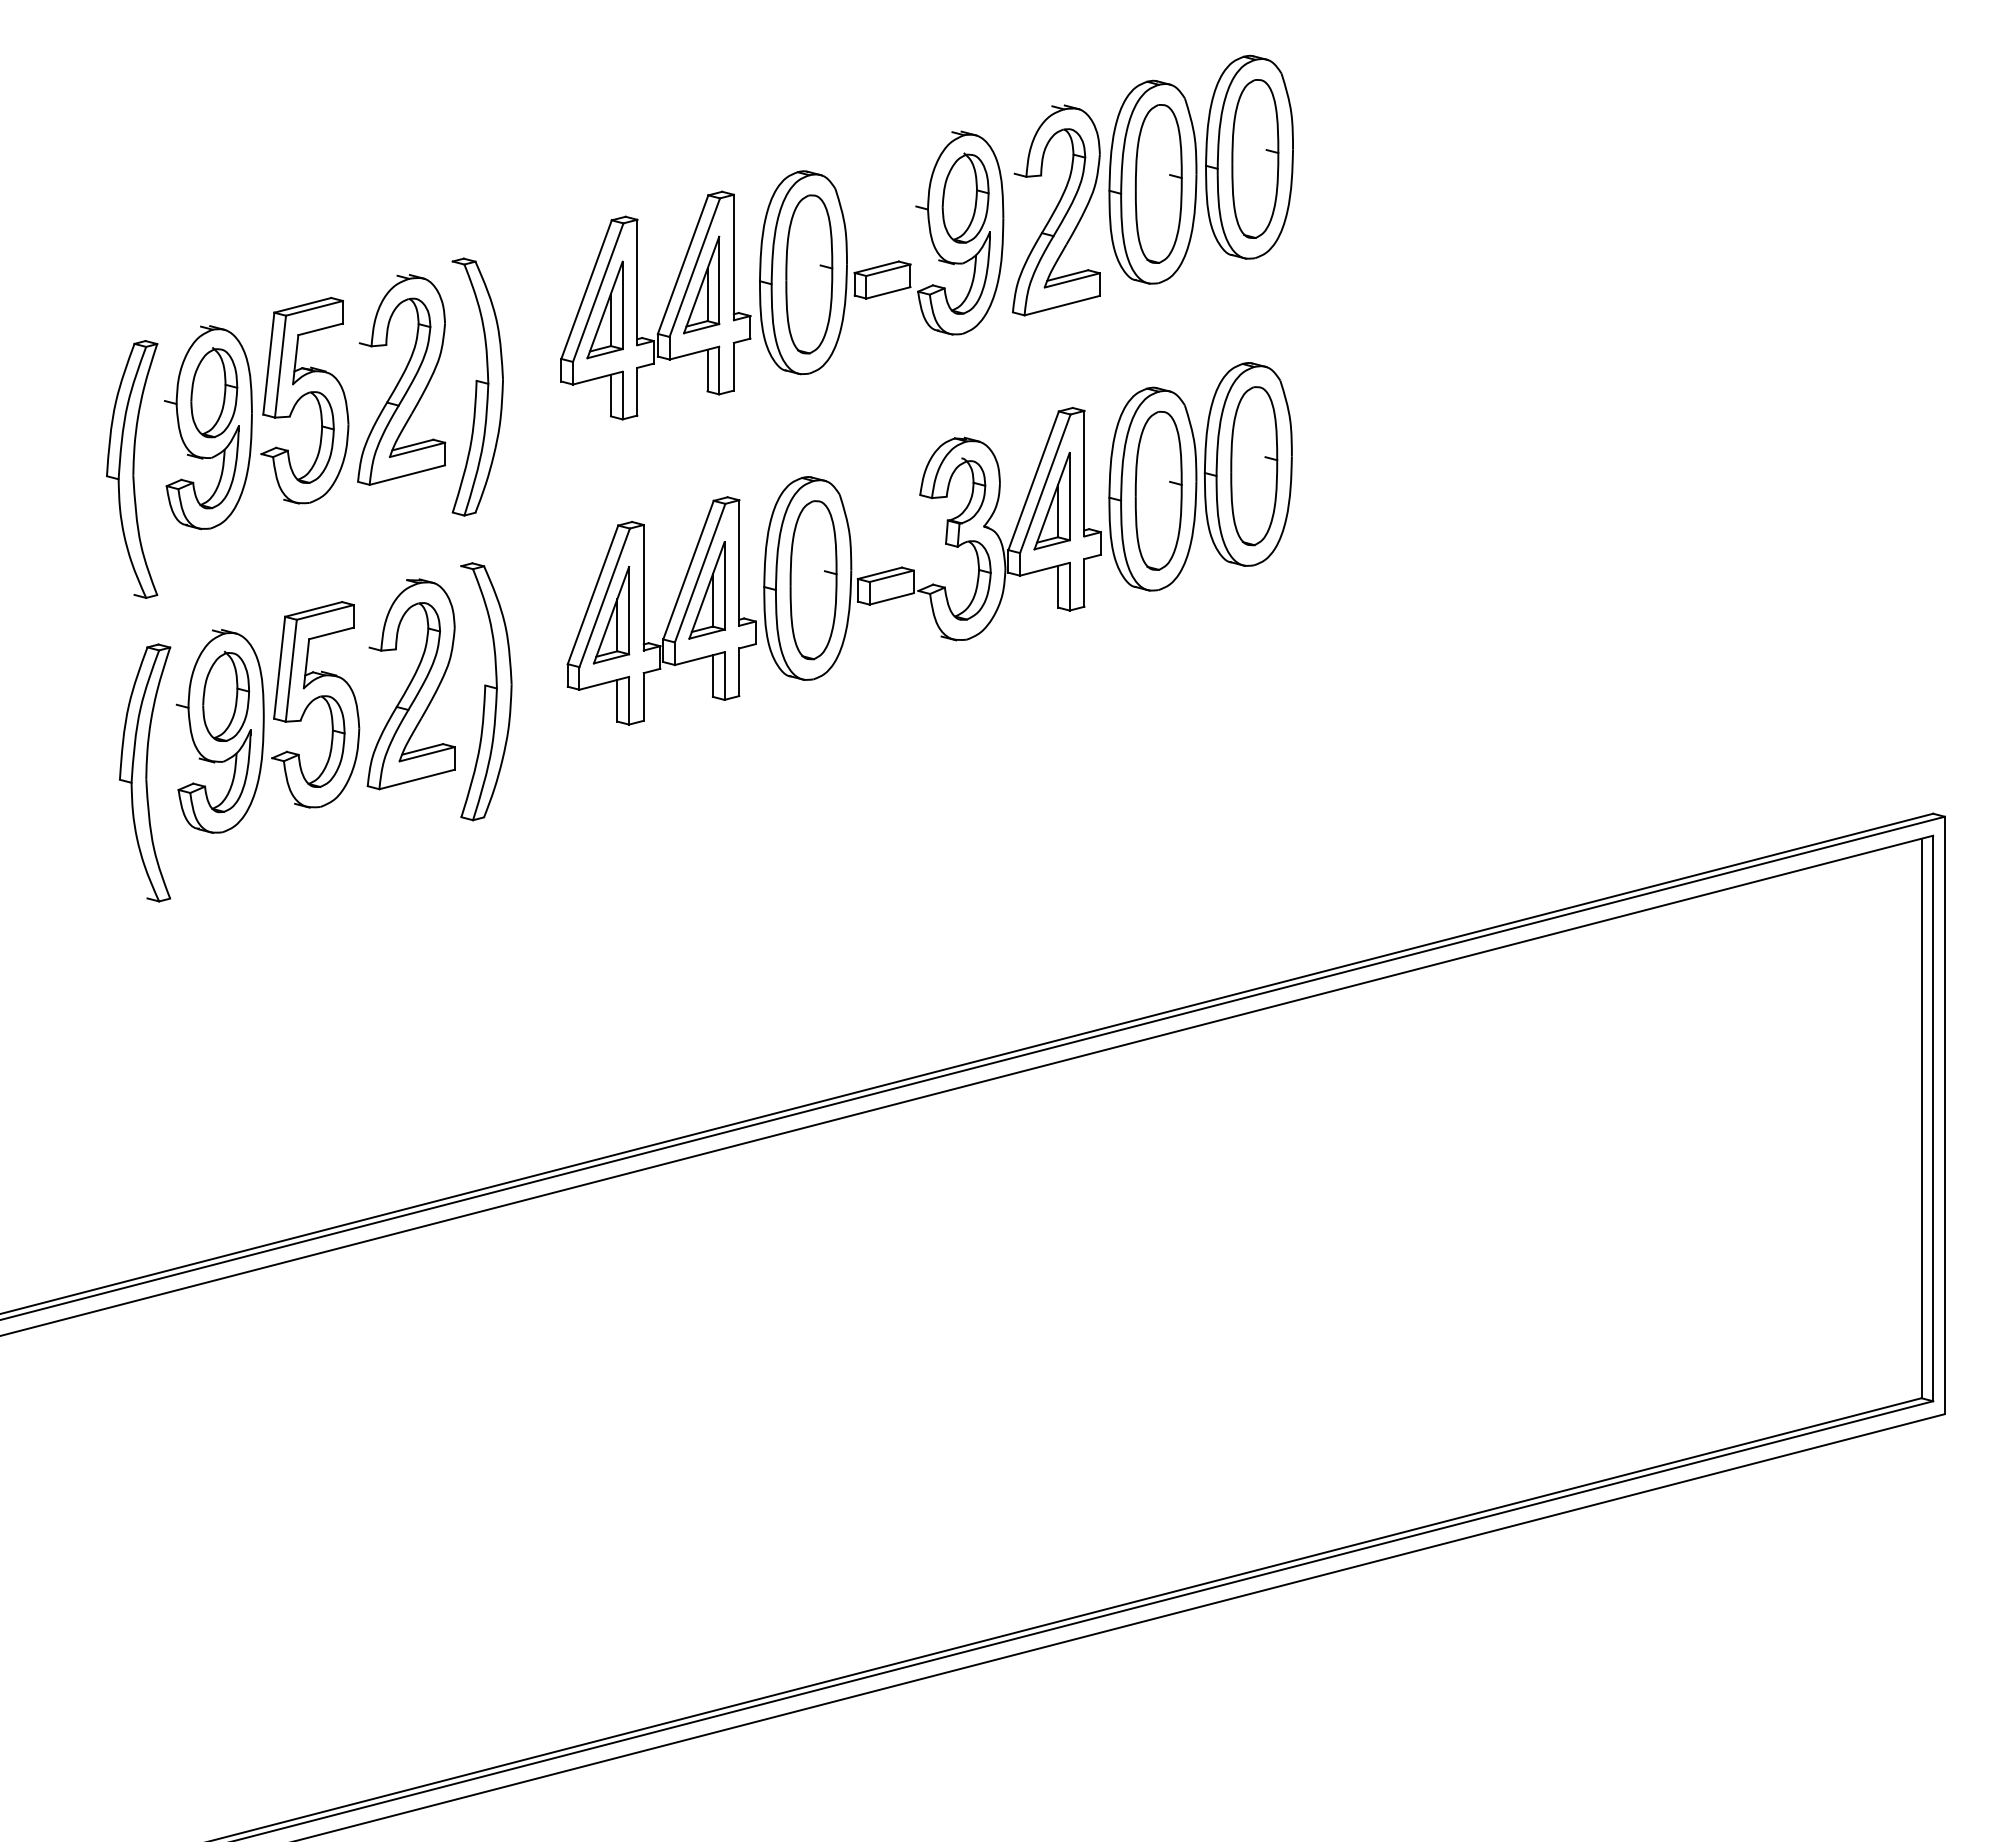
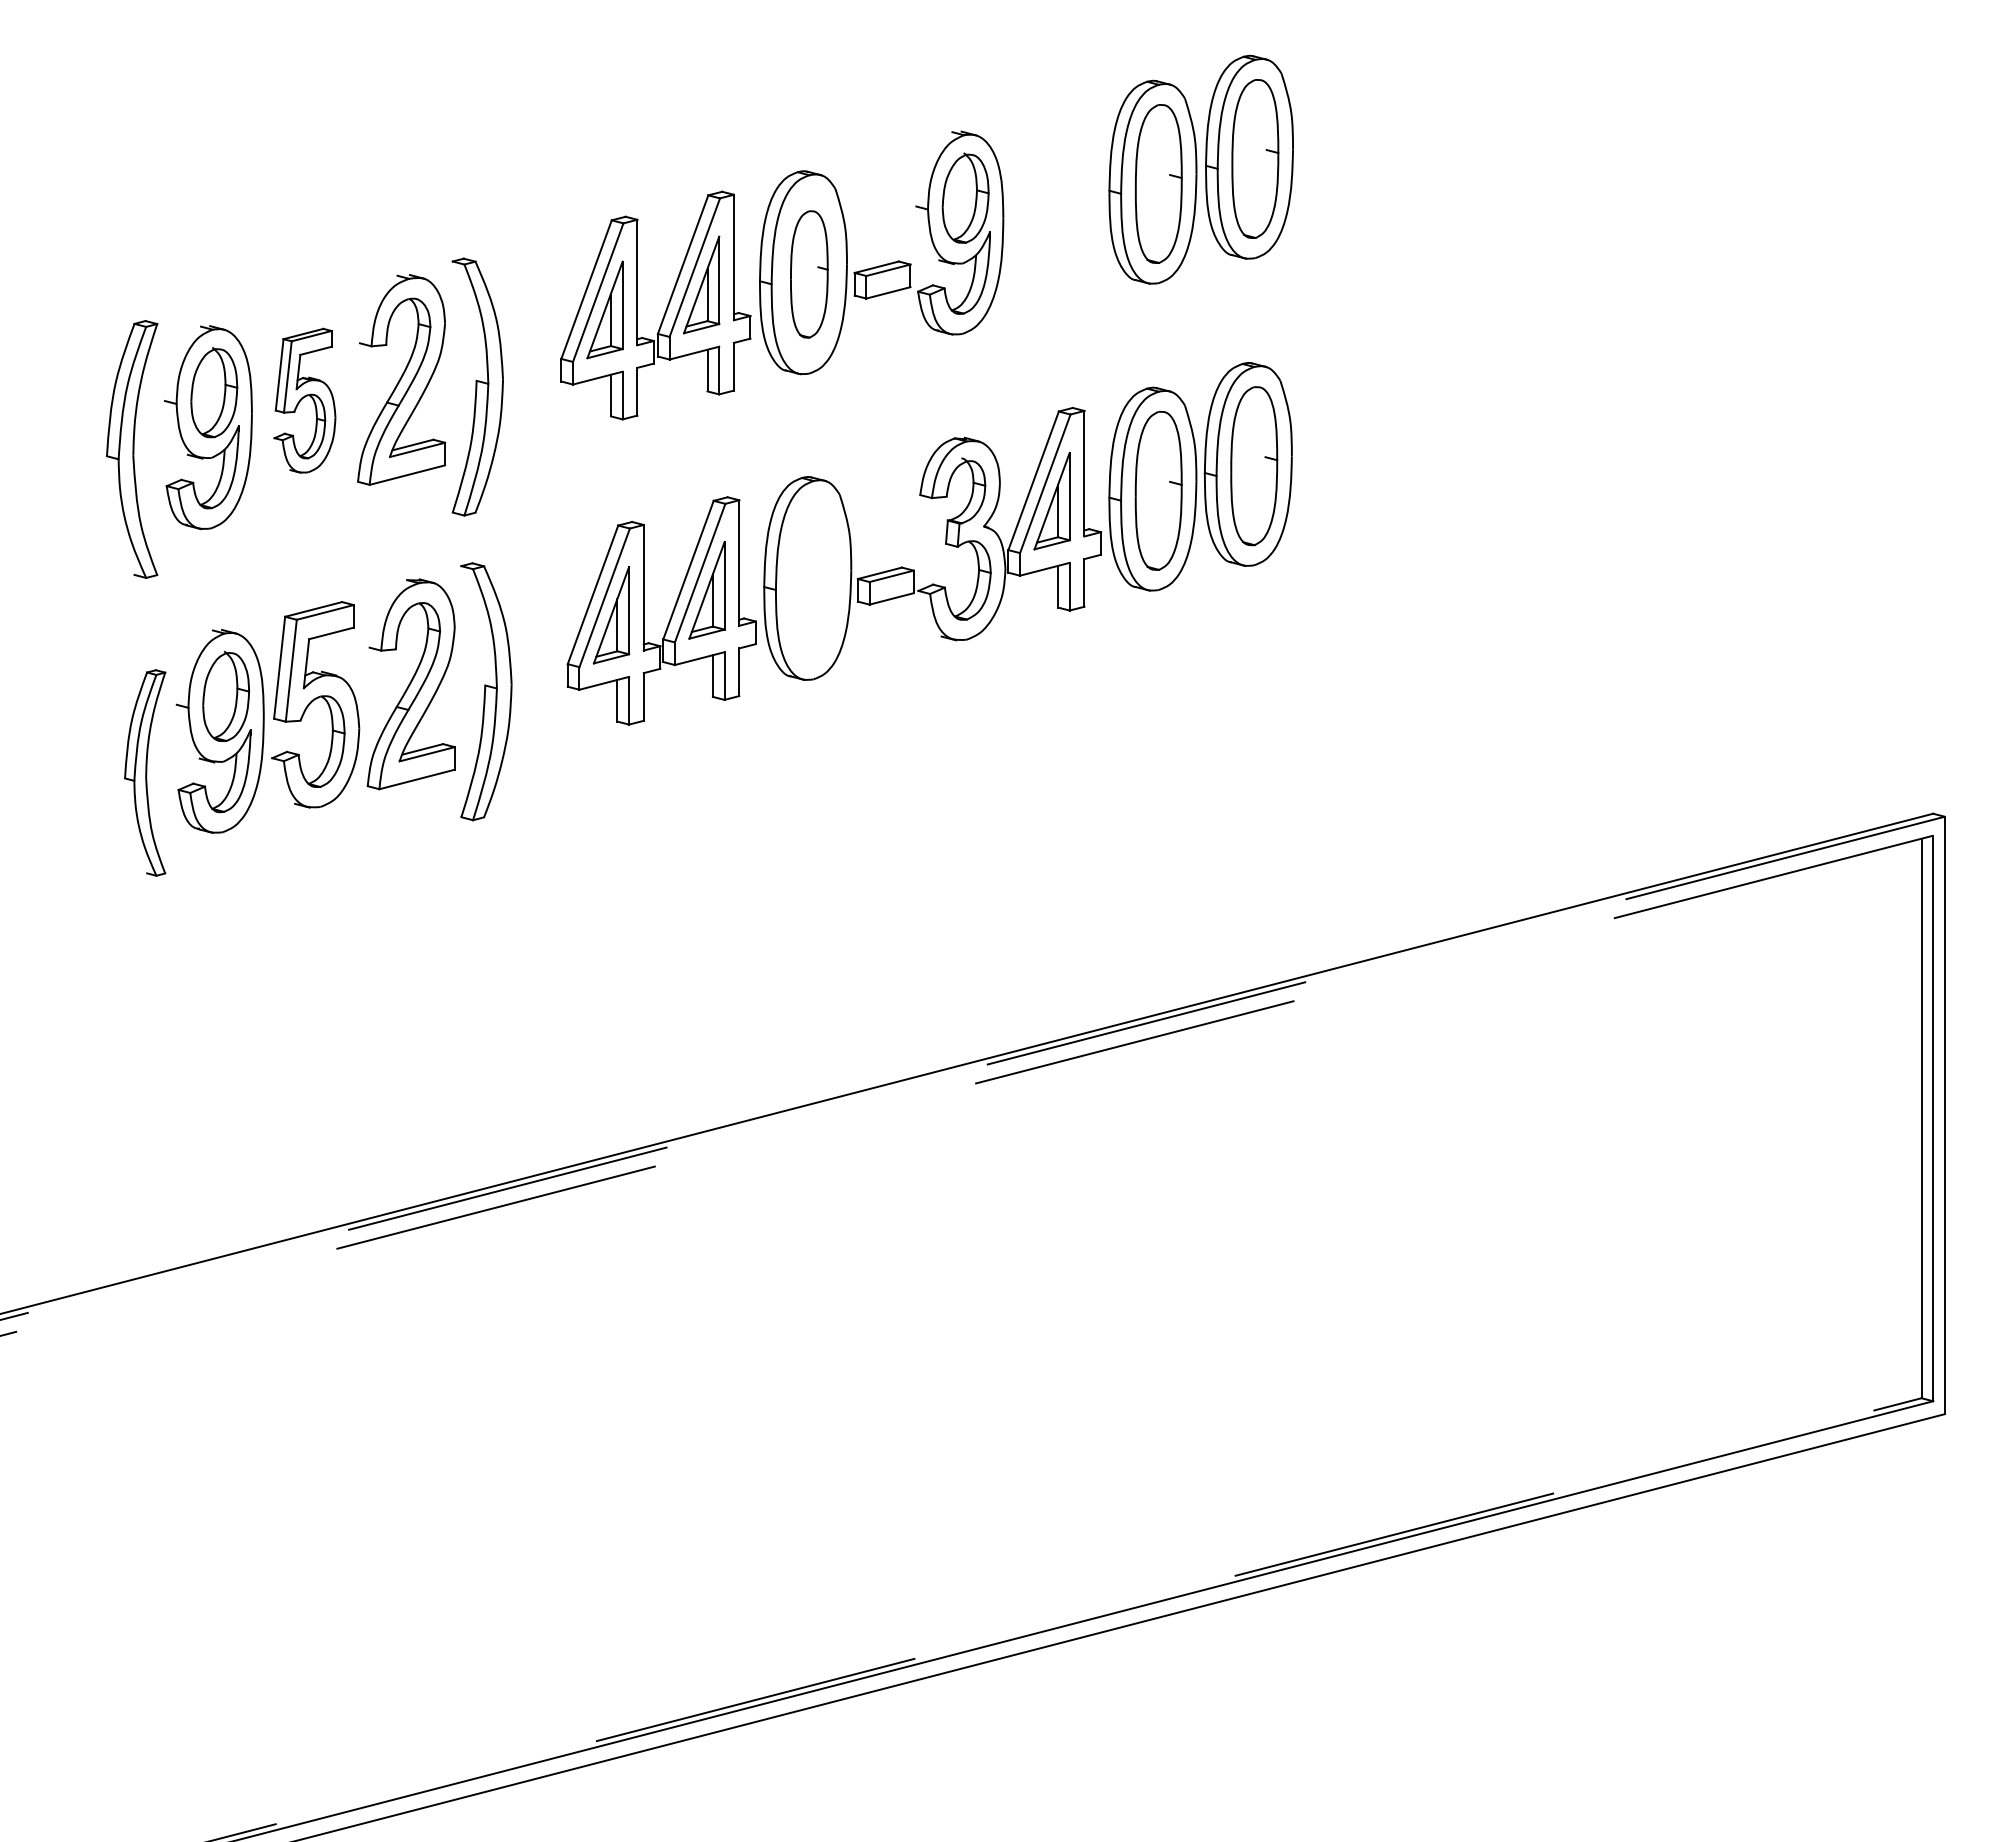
part: present -> none (1056, 210)
part size: 49x161 px -> 39x129 px (809, 274)
part size: 90x208 px -> 64x147 px (304, 400)
part position: (132, 469) -> (132, 449) (132, 449)
part: present -> none (813, 580)
part size: 53x260 px -> 43x208 px (145, 772)
line: solid -> dashed (972, 1068)
line: solid -> dashed (966, 1085)
line: solid -> dashed (1064, 1619)
